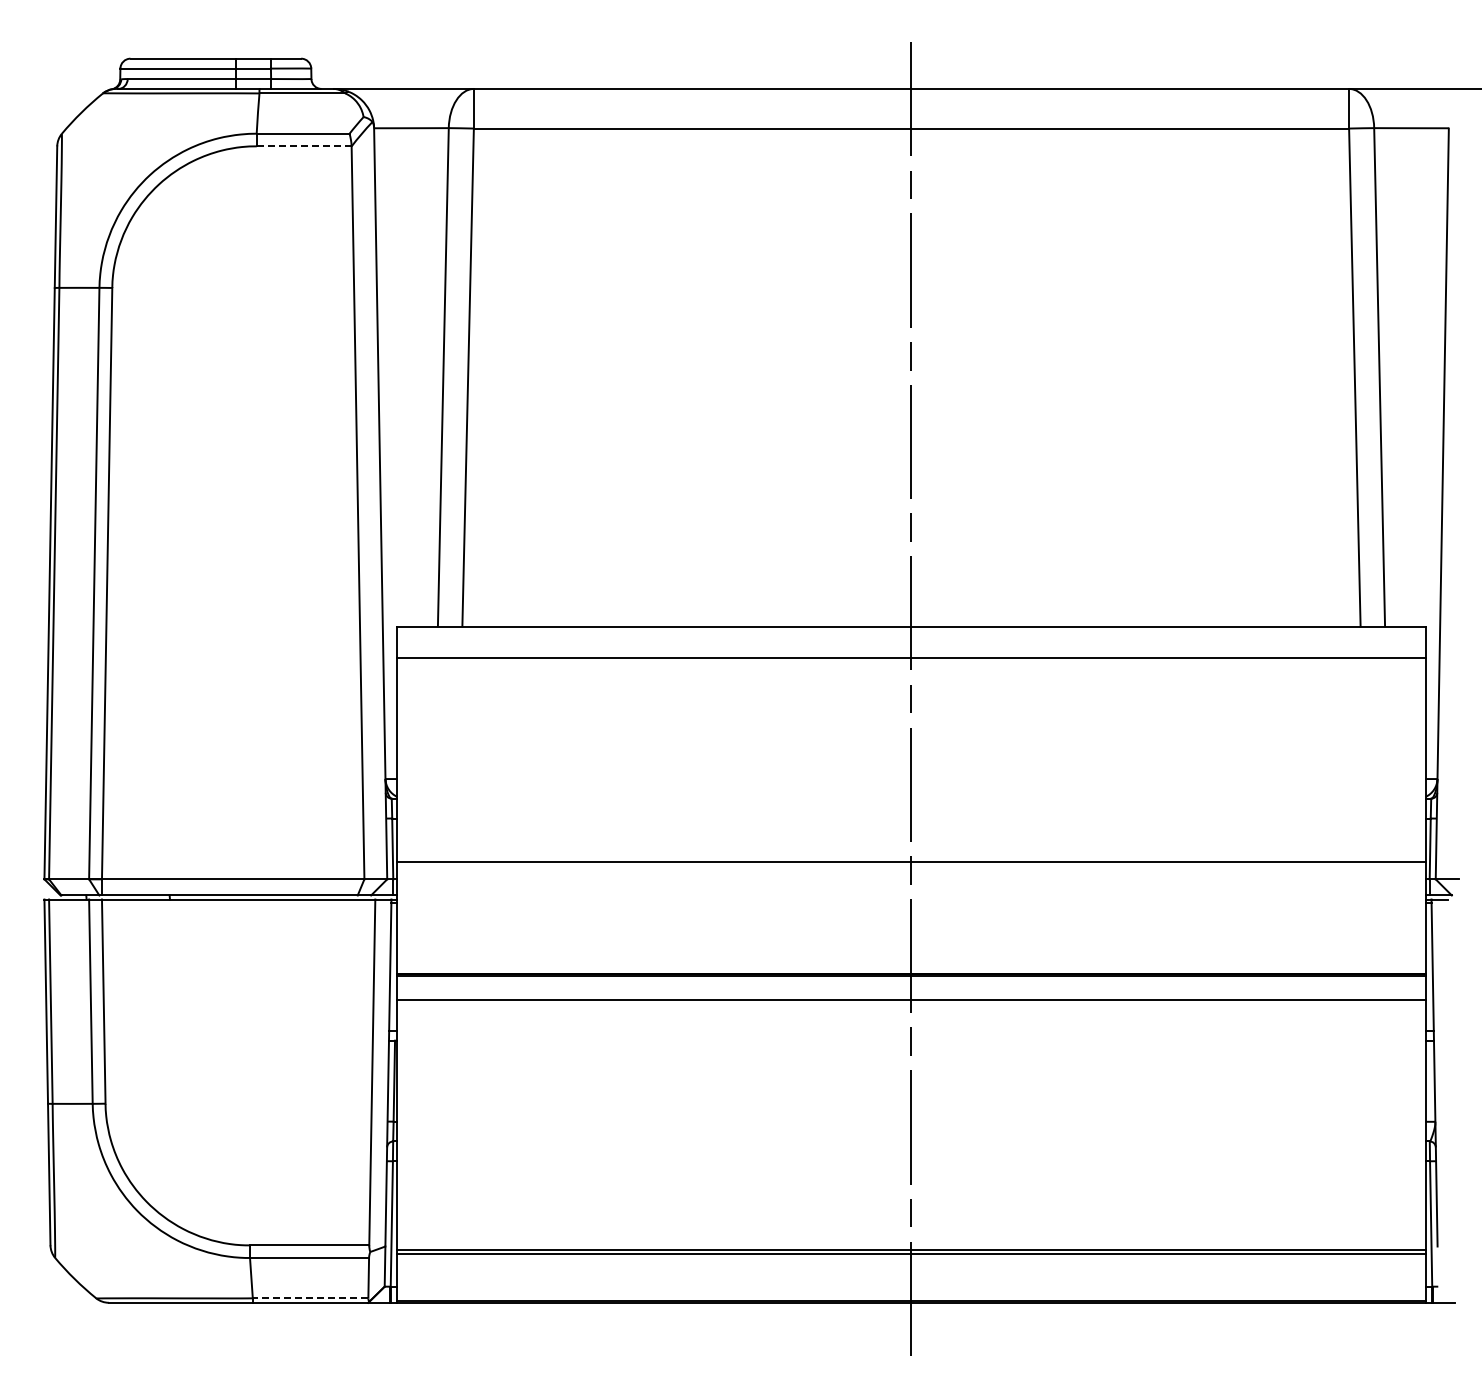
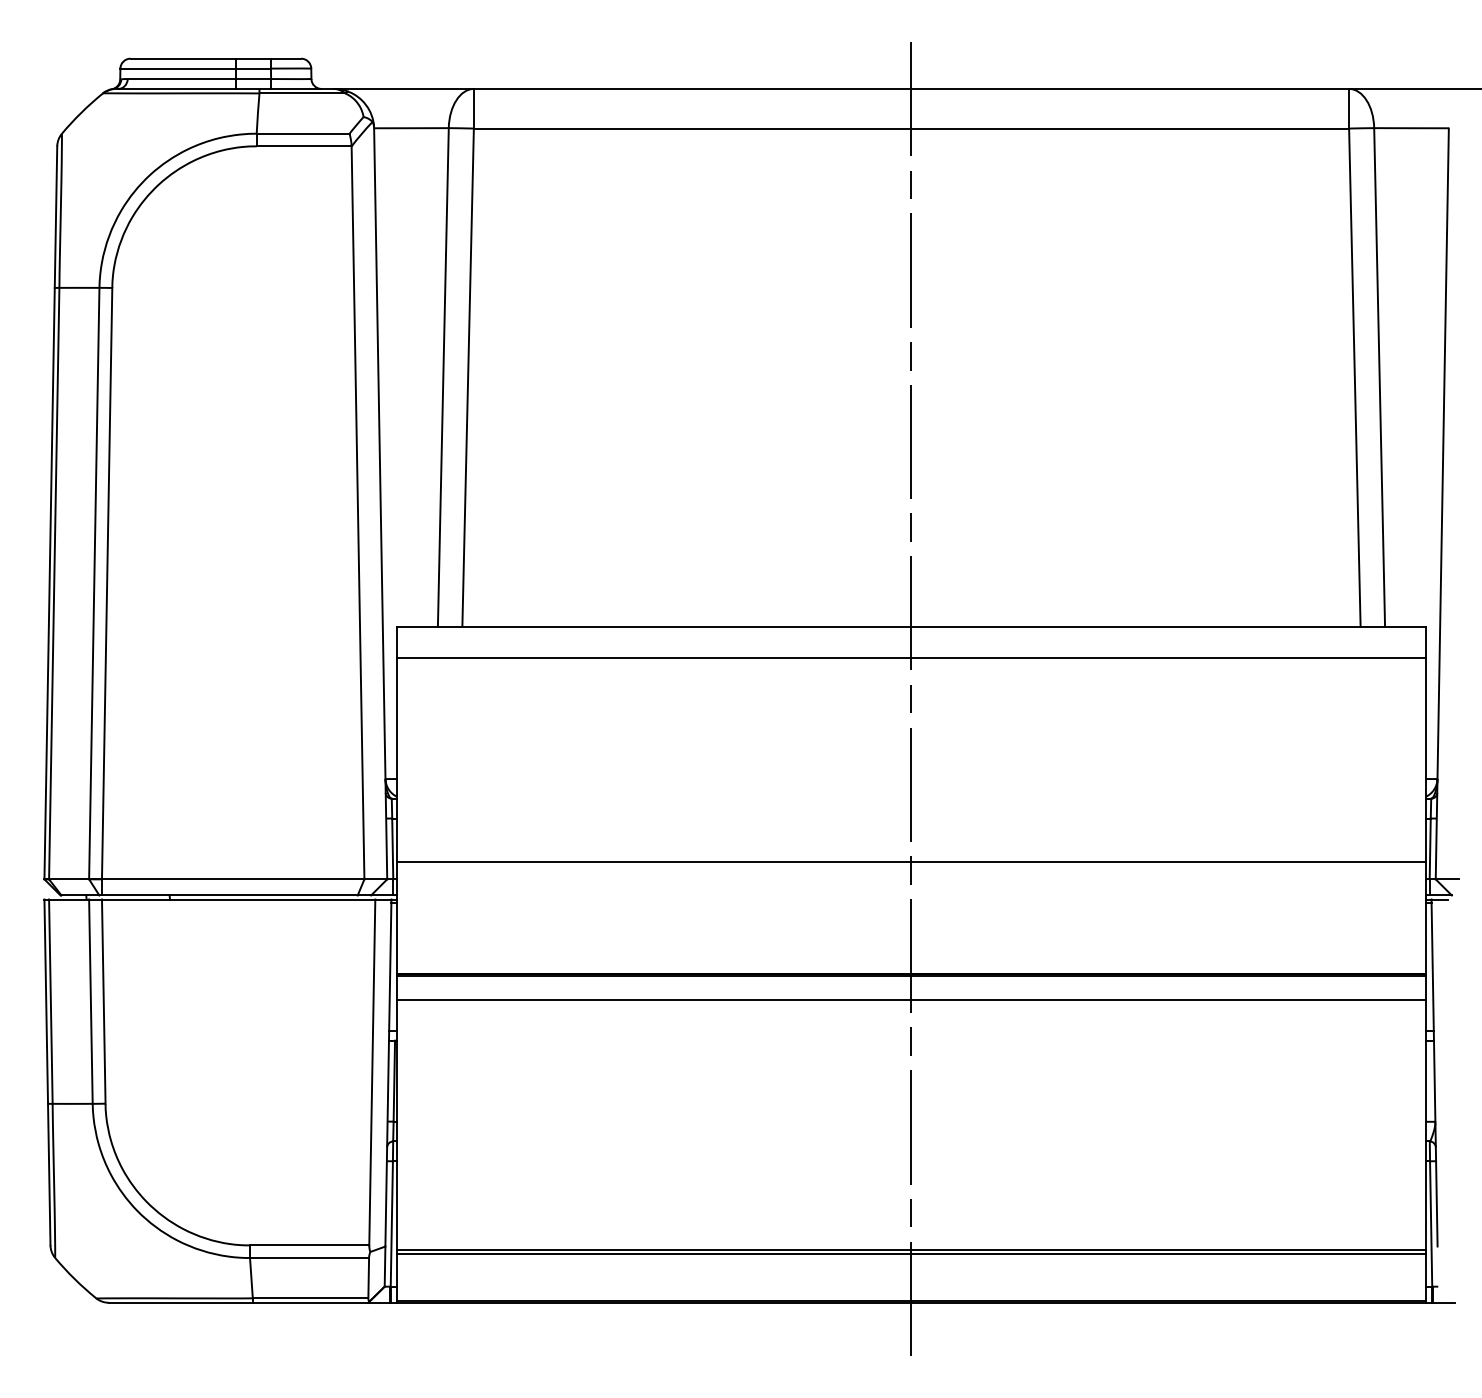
line: dashed -> solid (304, 146)
line: dashed -> solid (310, 1298)
